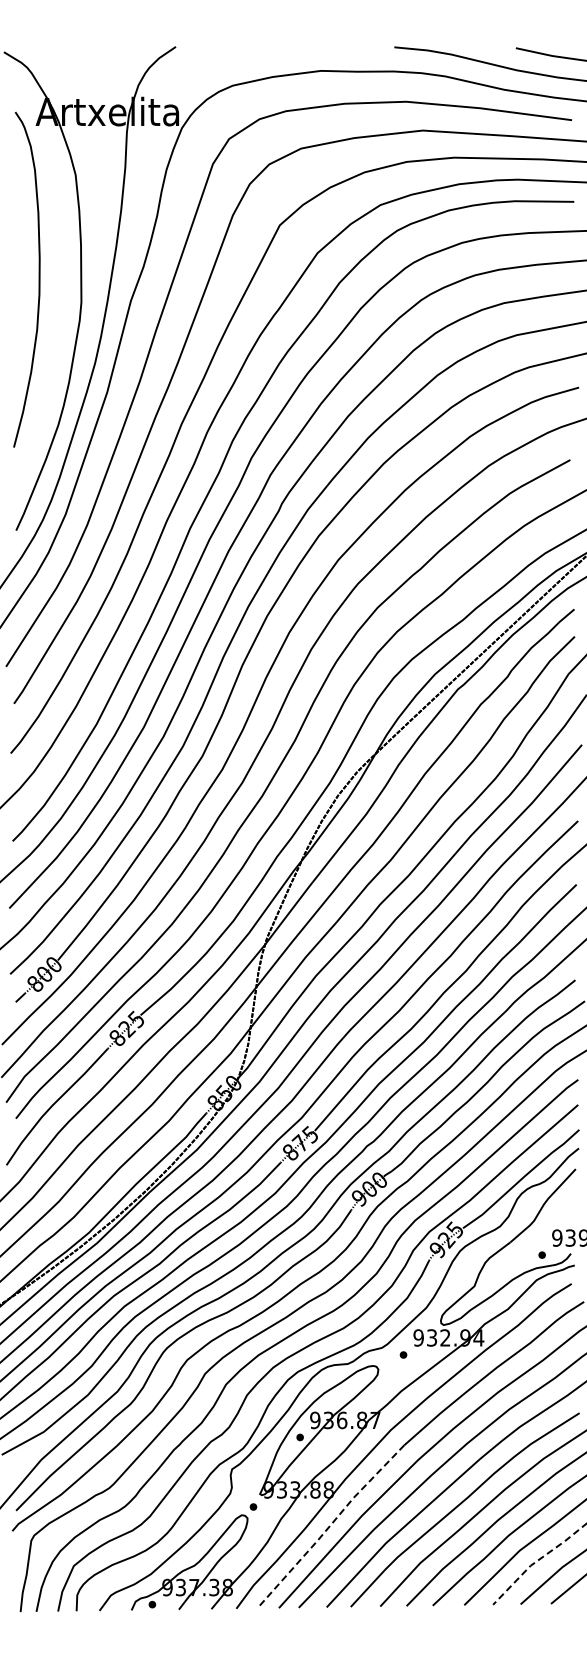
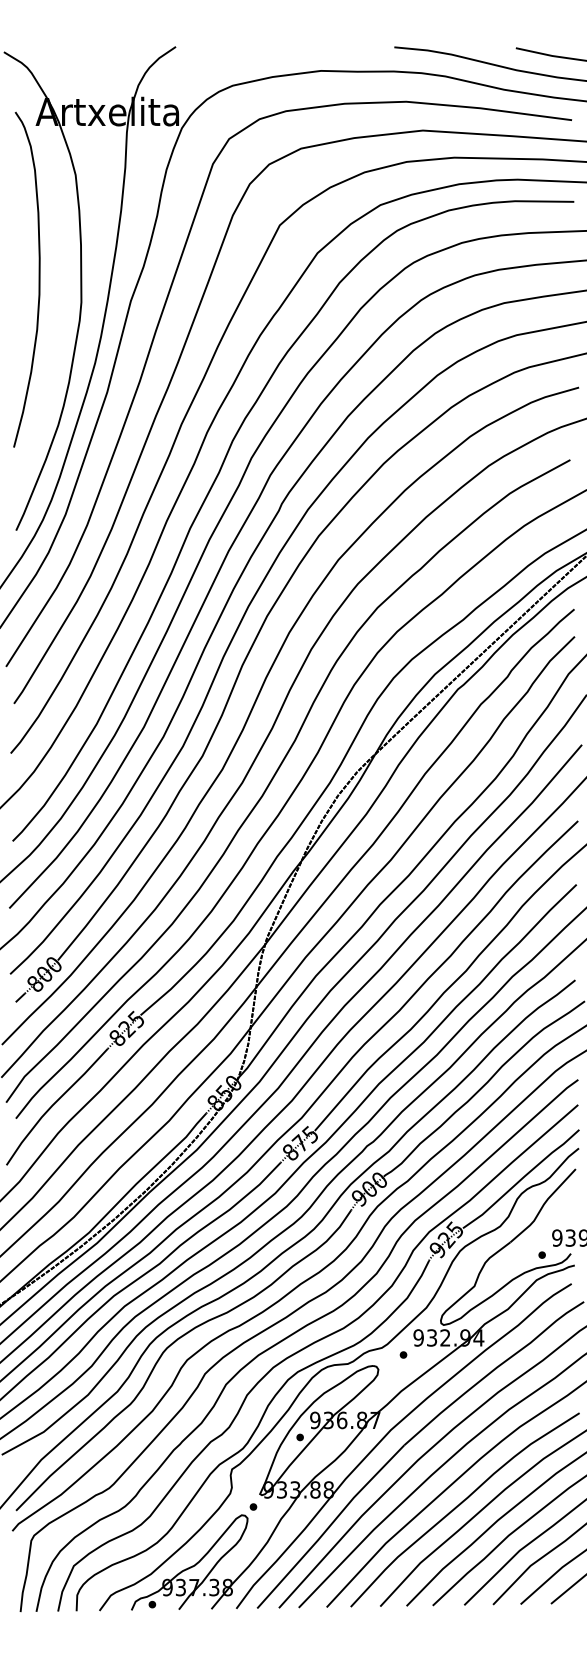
line: dashed -> solid (329, 1526)
line: dashed -> solid (537, 1561)
